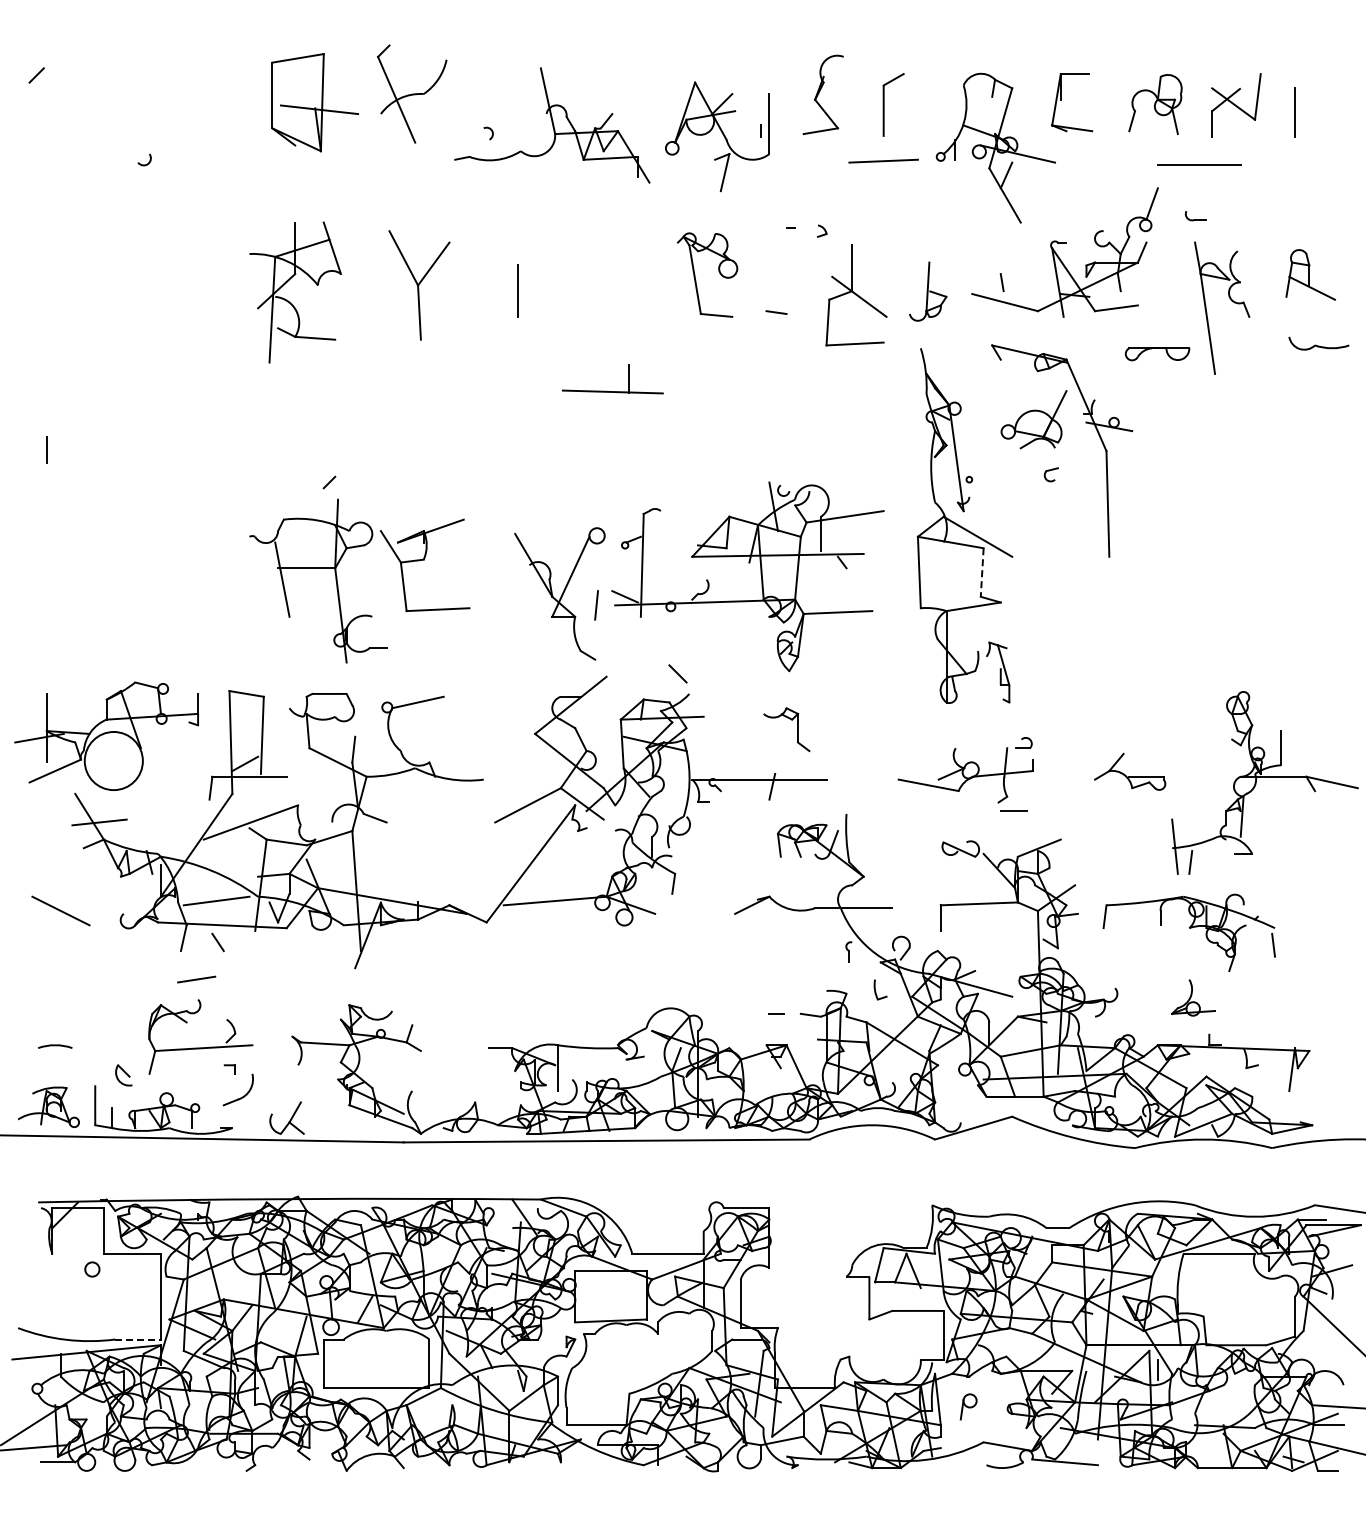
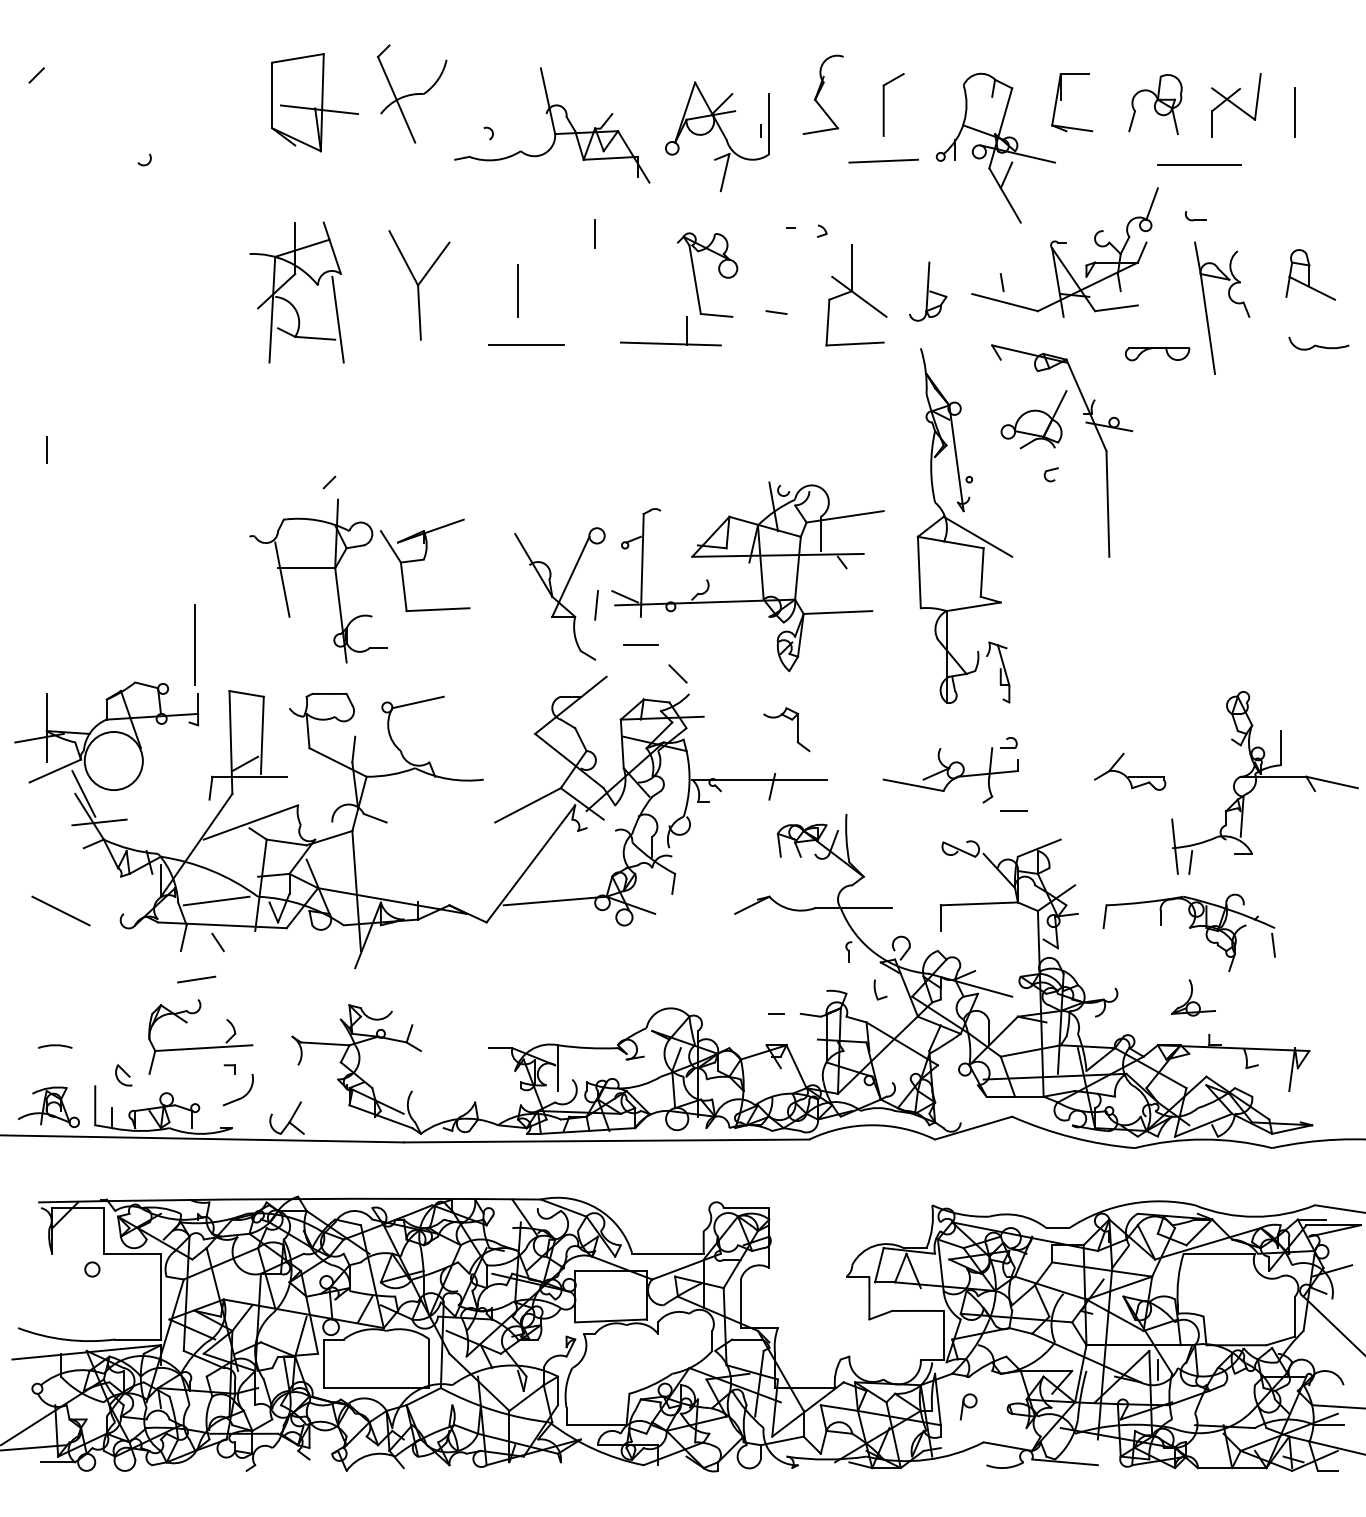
line: none -> present (595, 233)
line: none -> present (337, 319)
line: none -> present (526, 345)
part position: (612, 391) -> (670, 343) (670, 343)
line: dashed -> solid (982, 573)
line: none -> present (194, 644)
line: none -> present (640, 644)
part position: (965, 770) -> (950, 770) (950, 770)
line: none -> present (83, 793)
line: dashed -> solid (138, 1339)
